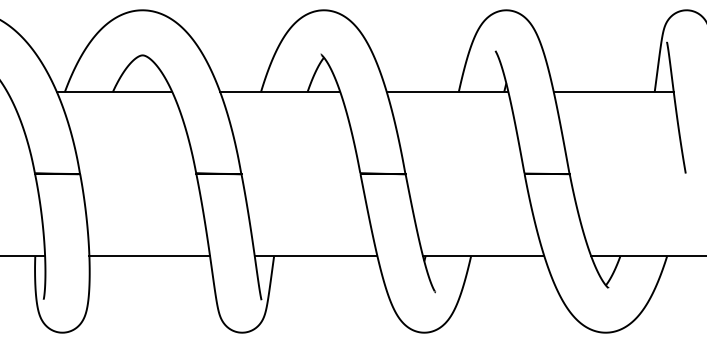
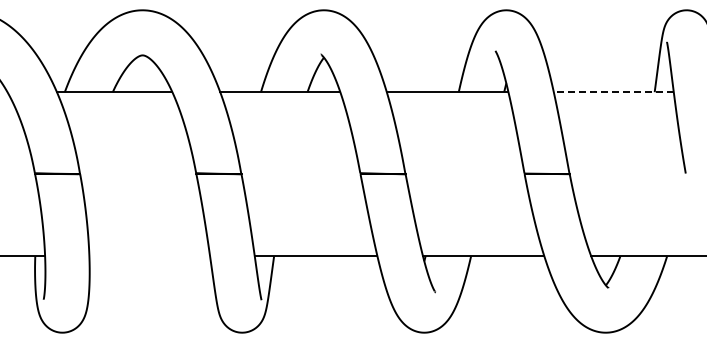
line: solid -> dashed (613, 92)
line: present -> none (149, 256)
